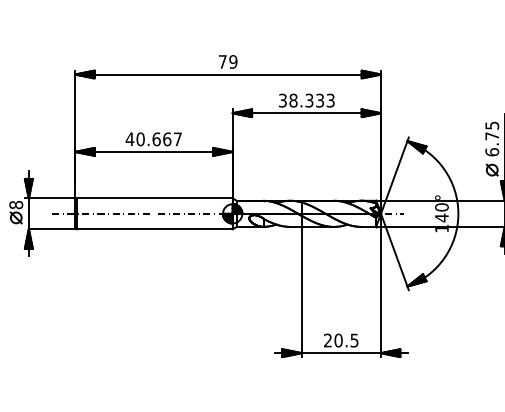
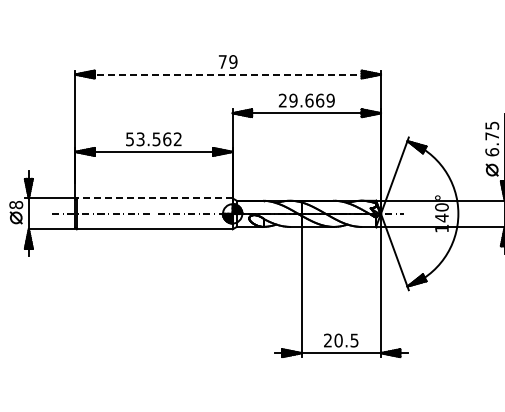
line: solid -> dashed (228, 74)
text: 38.333 -> 29.669 (306, 100)
text: 40.667 -> 53.562 (153, 139)
line: solid -> dashed (154, 198)
